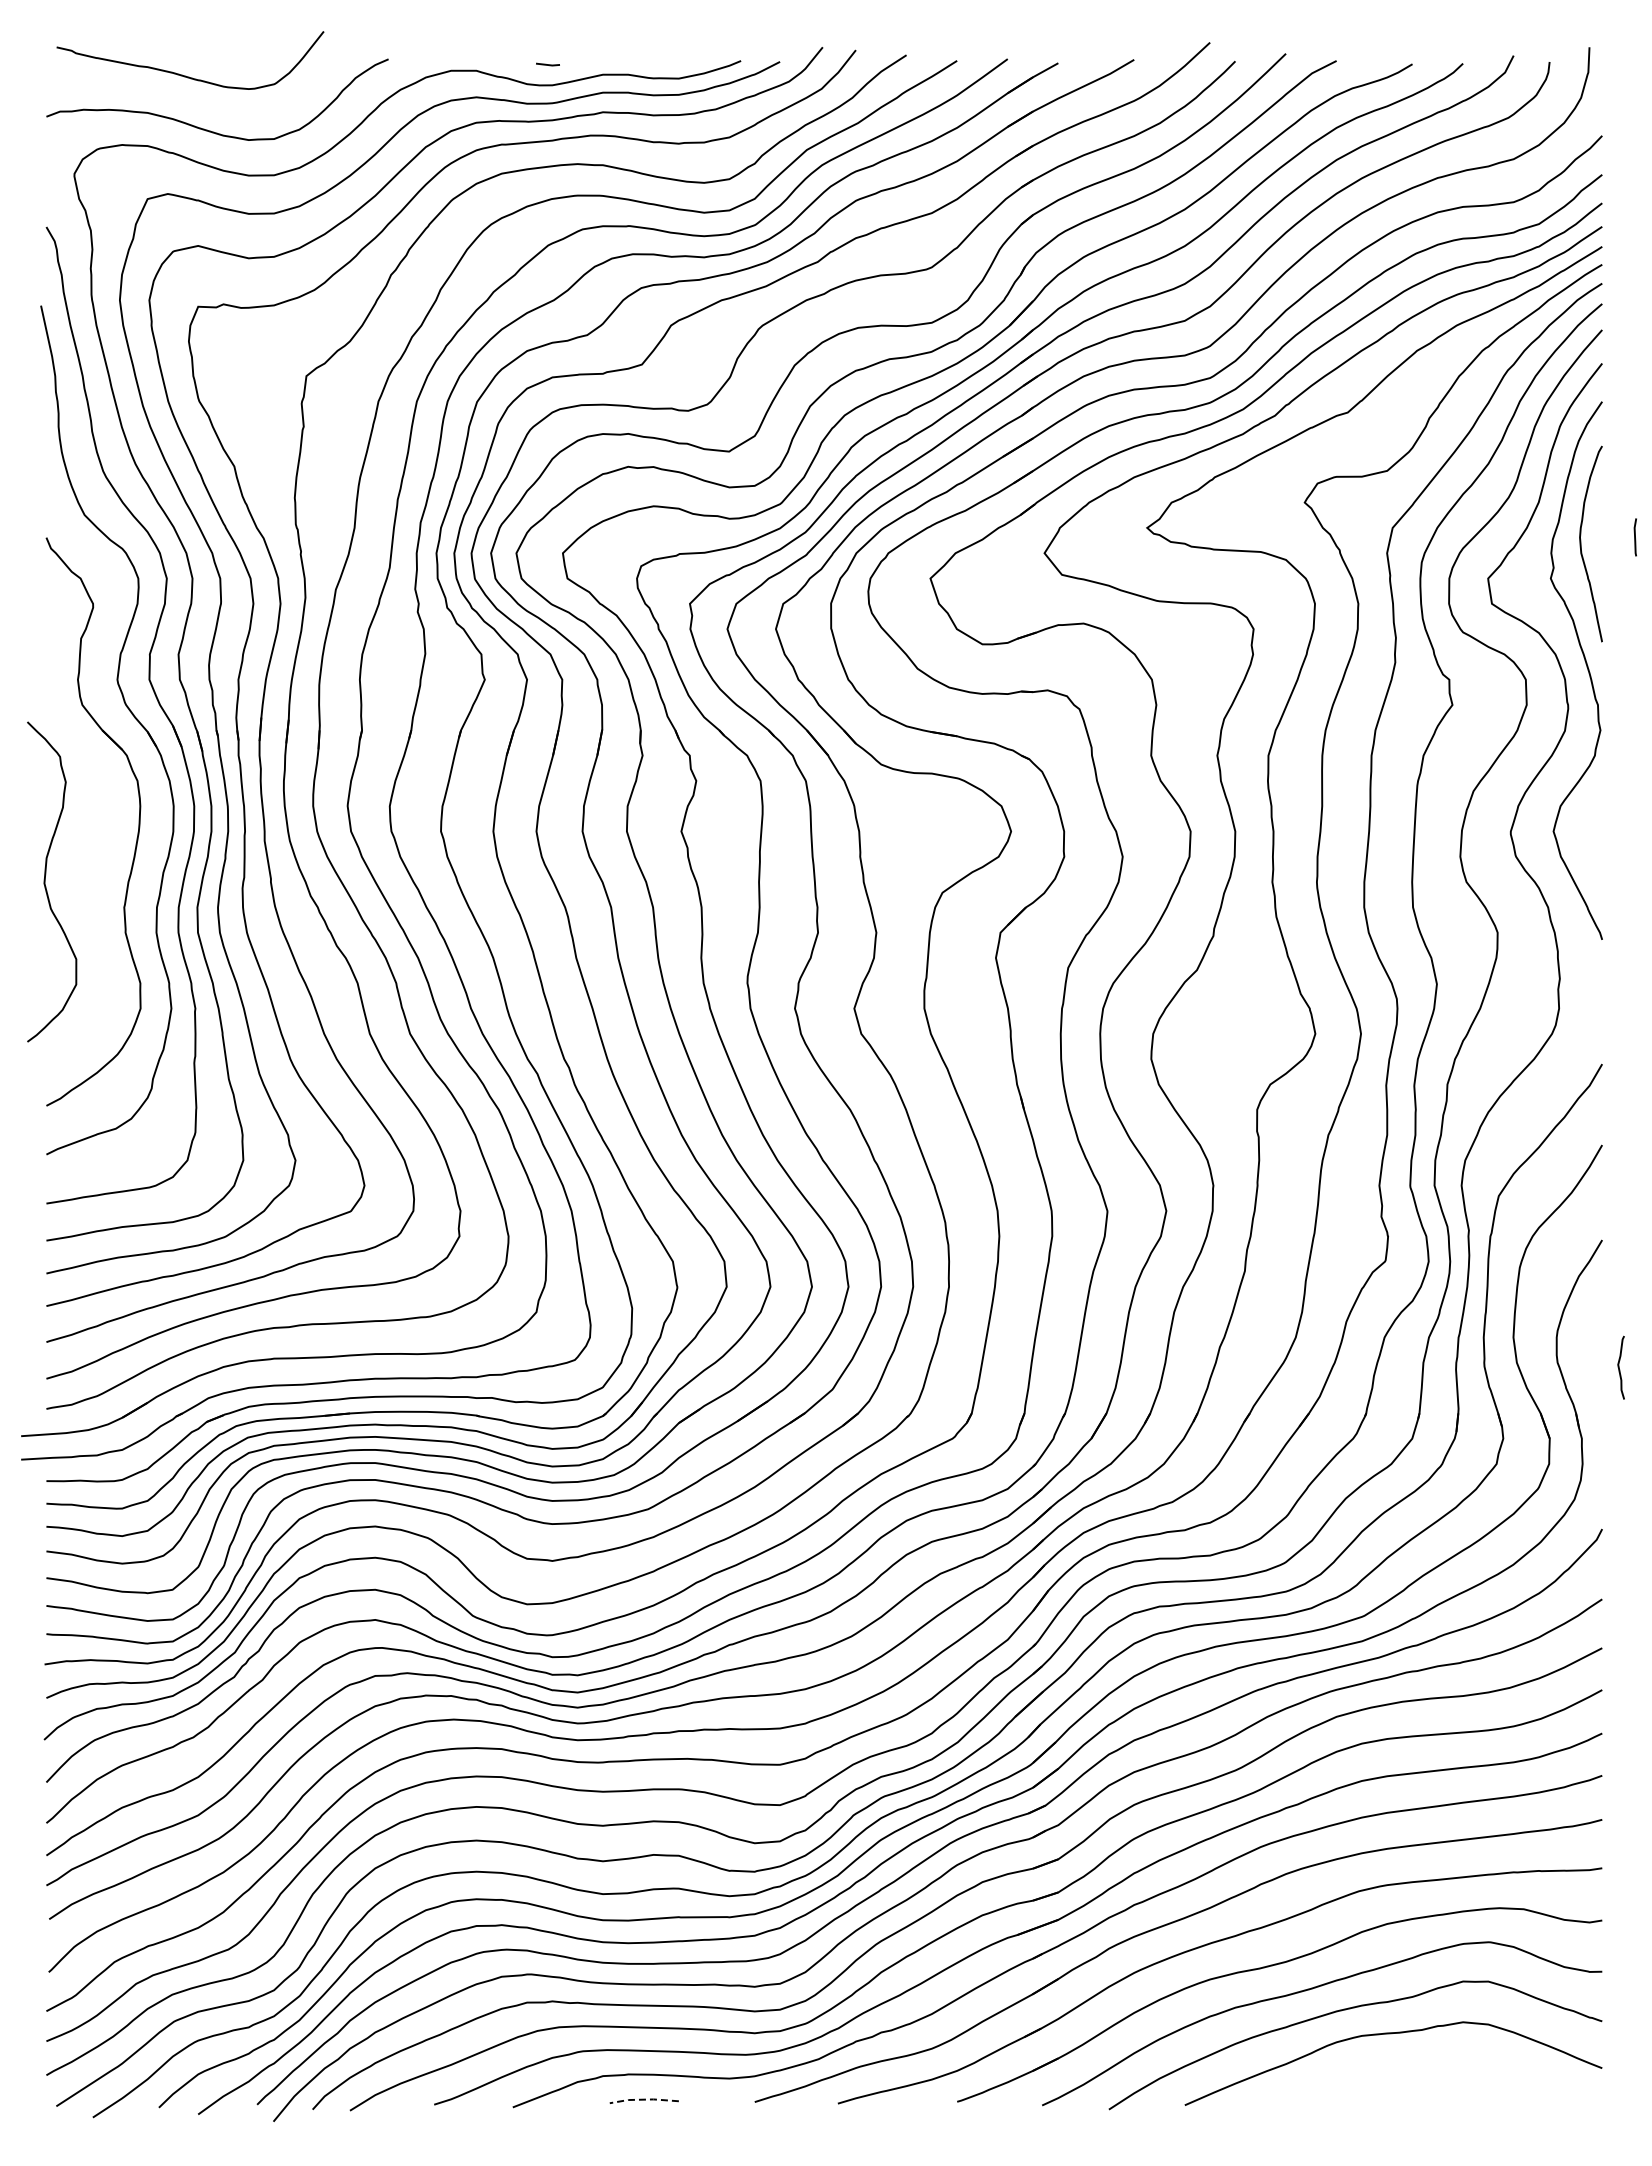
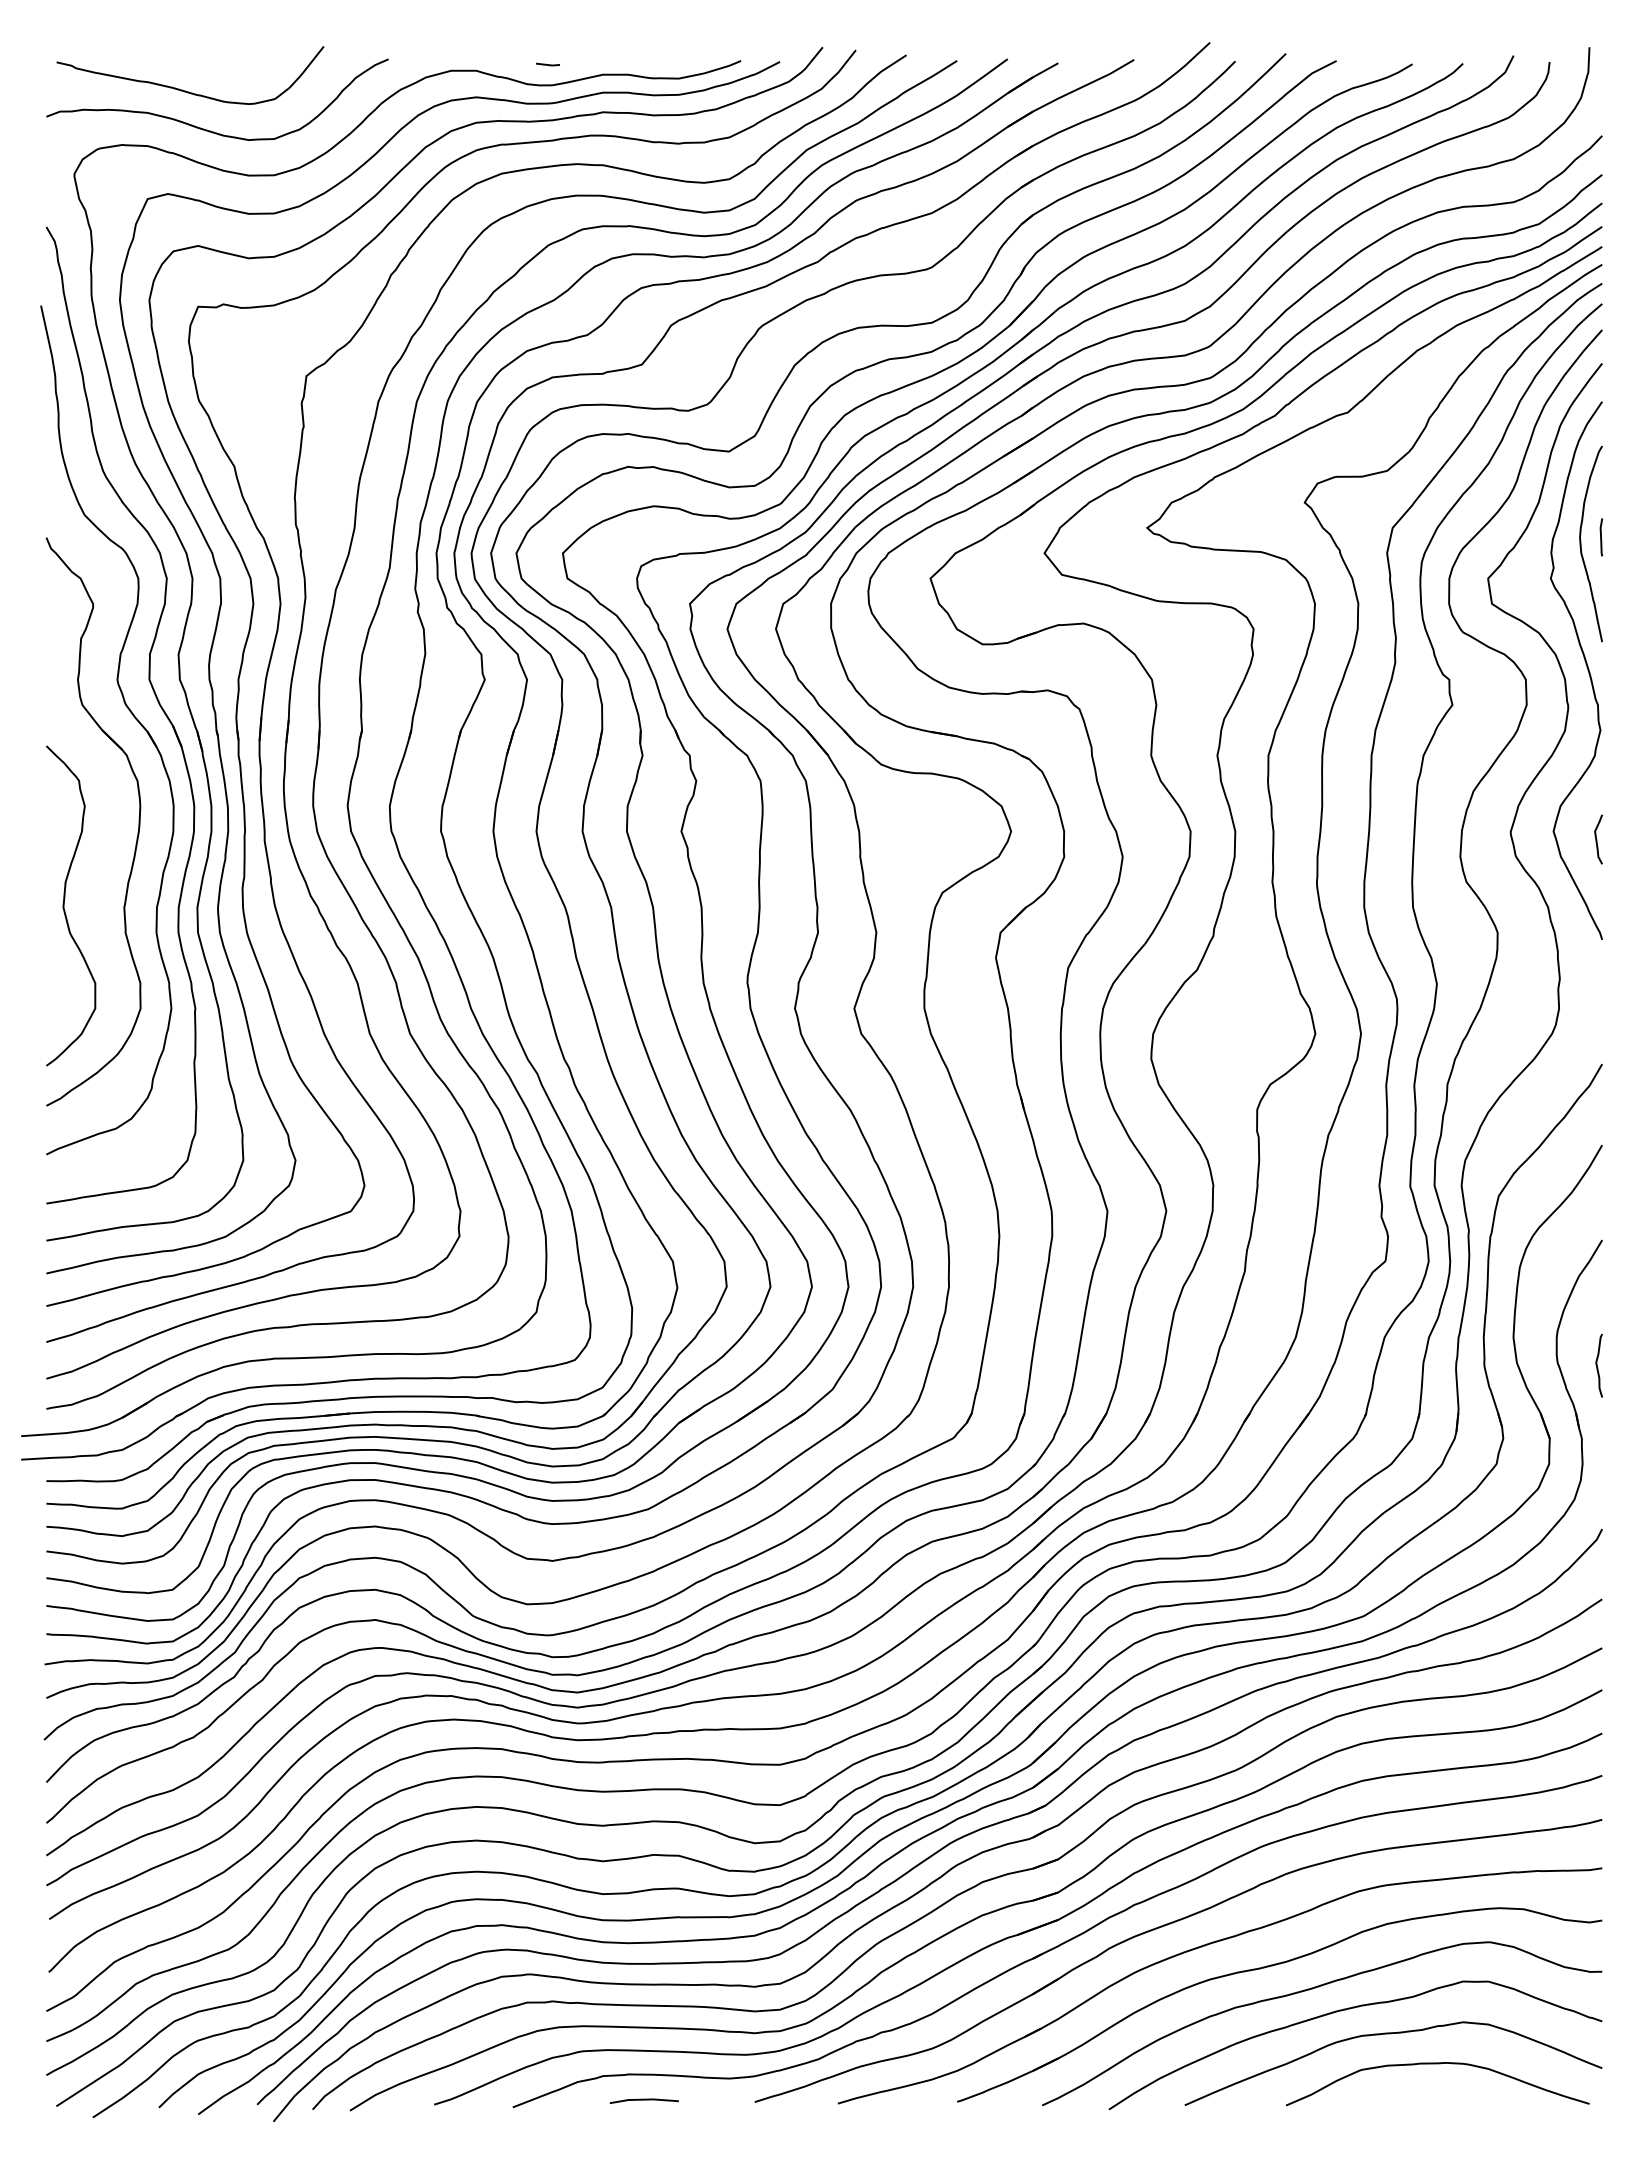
curve position: (185, 75) -> (185, 90) (185, 90)
line position: (1634, 537) -> (1600, 537) (1600, 537)
curve: none -> present (1597, 839)
curve position: (45, 881) -> (64, 905) (64, 905)
curve position: (1619, 1367) -> (1597, 1365) (1597, 1365)
curve: none -> present (1437, 2064)
line: dashed -> solid (643, 2099)
